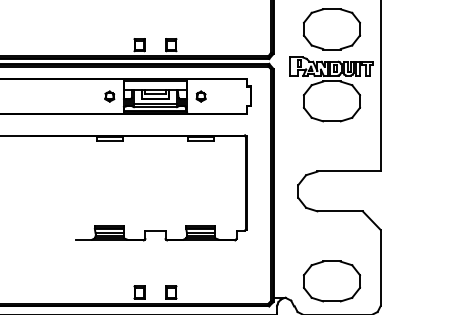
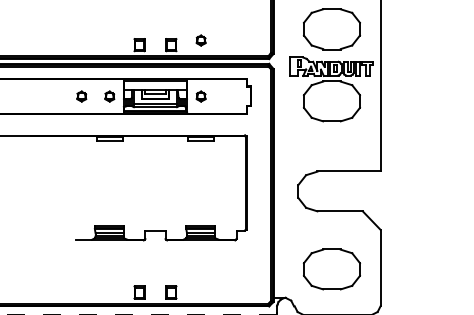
part: none -> present (200, 40)
part: none -> present (81, 96)
part position: (331, 281) -> (331, 269) (331, 269)
line: solid -> dashed (138, 314)
